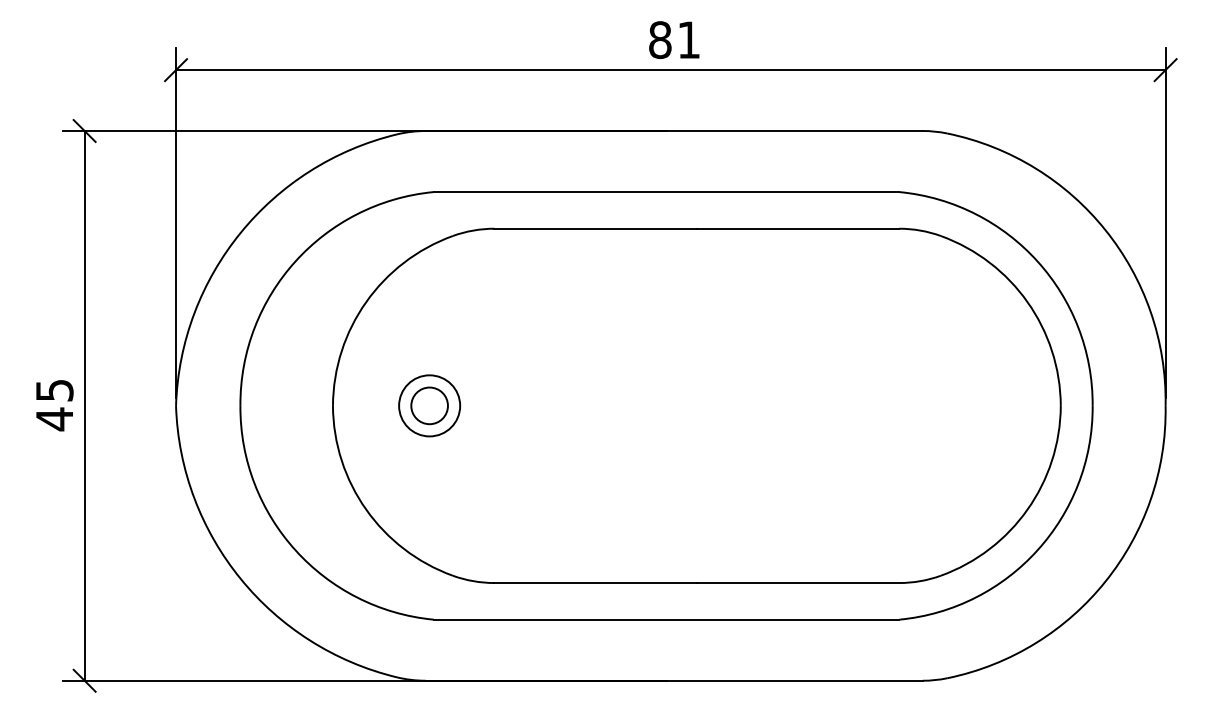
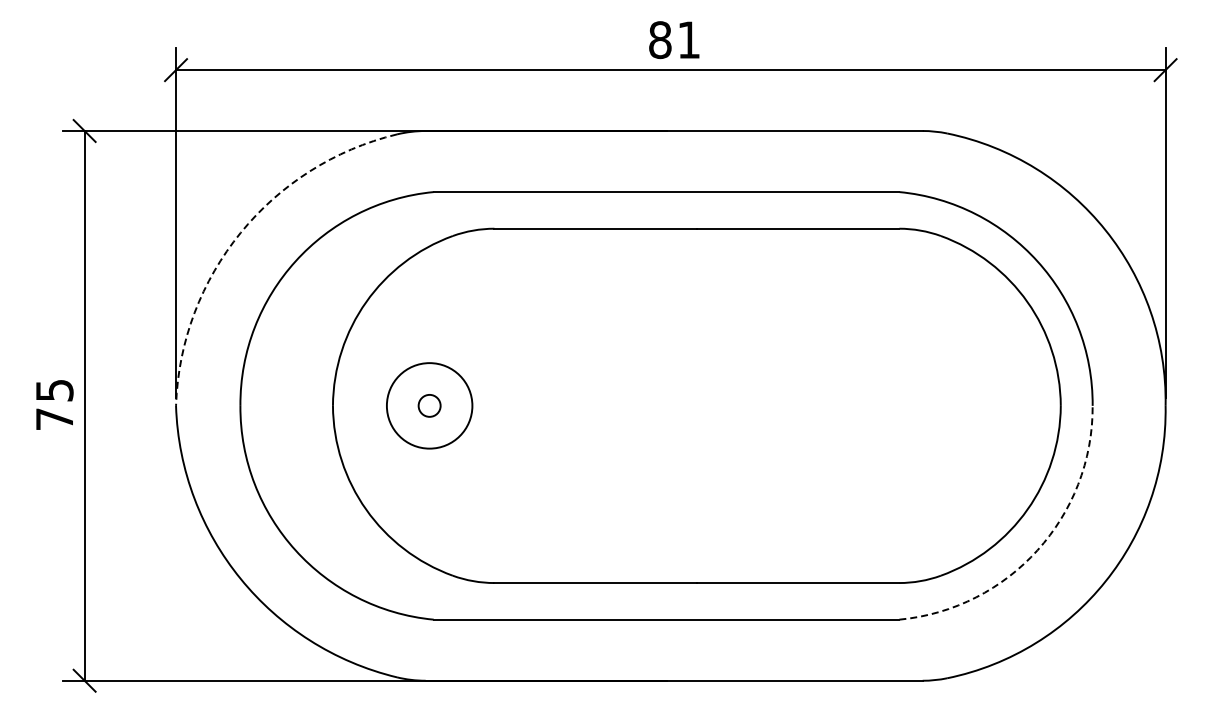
arc: solid -> dashed (240, 232)
circle diameter: 37 px -> 22 px (429, 405)
circle diameter: 61 px -> 86 px (429, 405)
text: 45 -> 75 (54, 419)
arc: solid -> dashed (1037, 550)
